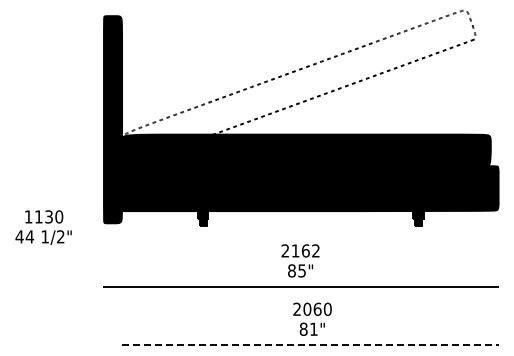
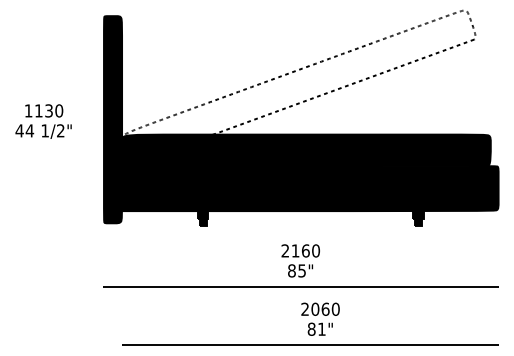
text position: (43, 227) -> (43, 121) (43, 121)
text: 2162 -> 2160 (315, 250)
text position: (312, 318) -> (320, 318) (320, 318)
line: dashed -> solid (310, 345)
